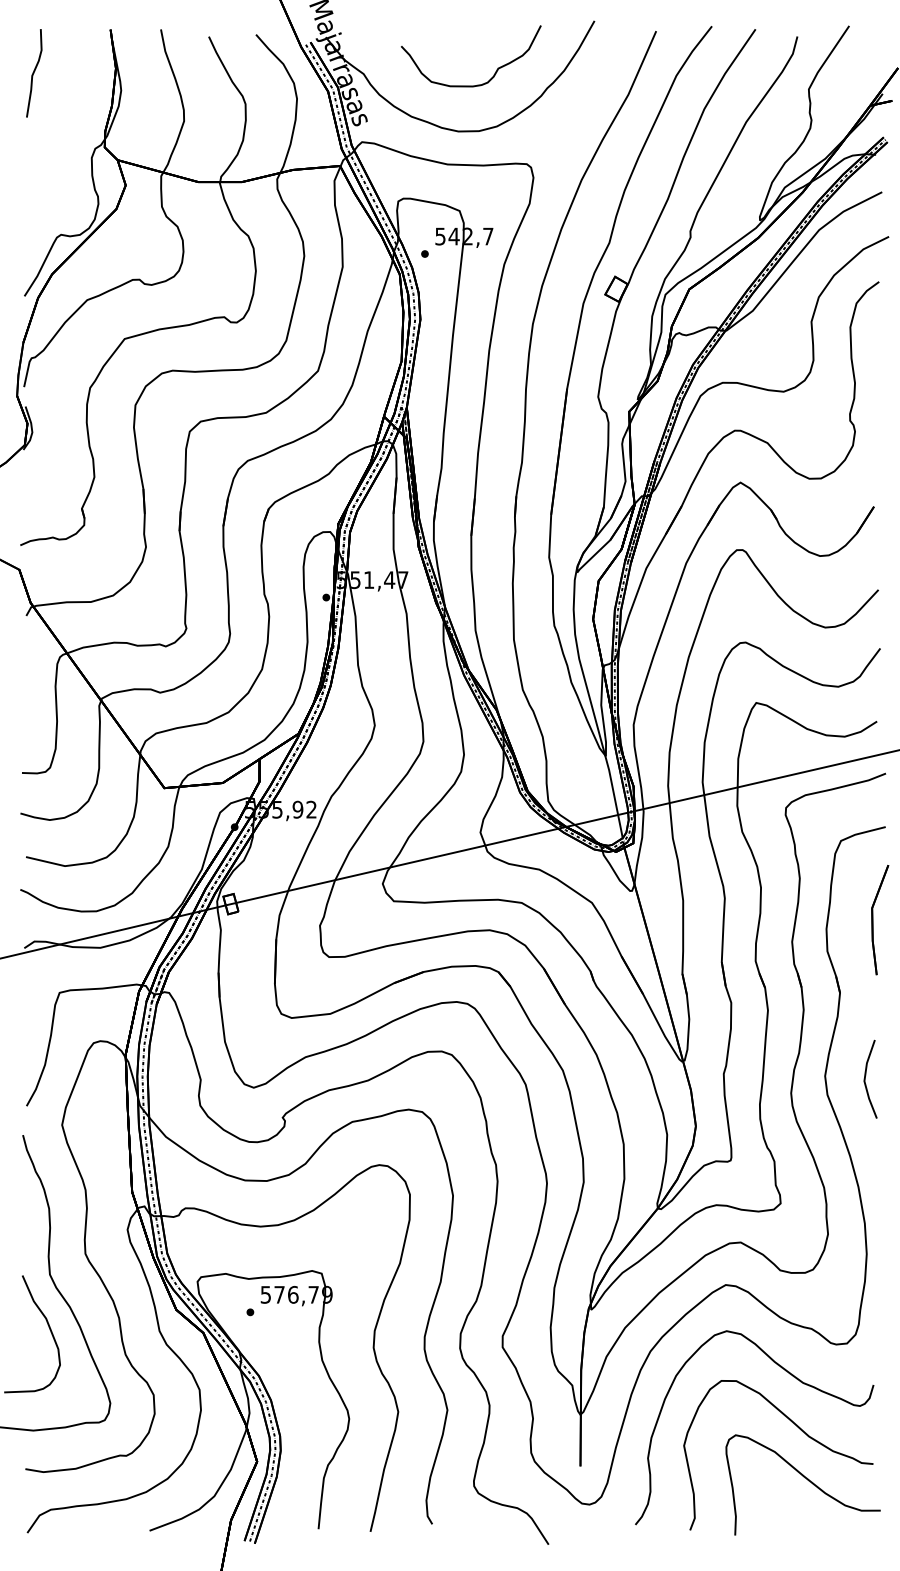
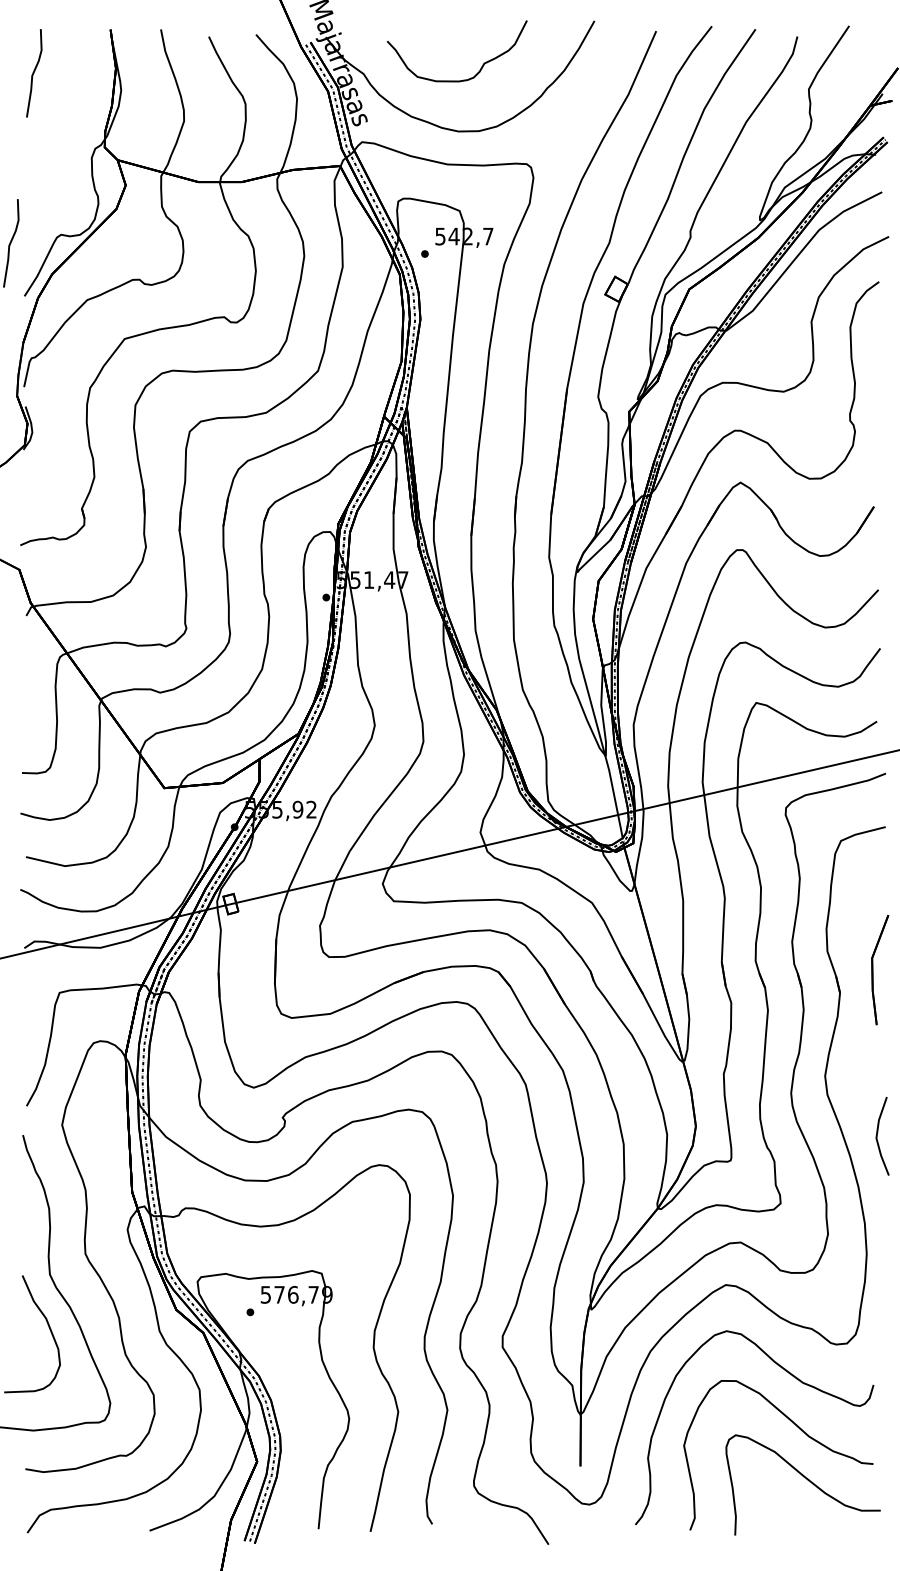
curve position: (496, 69) -> (482, 64) (482, 64)
curve: none -> present (11, 243)
part position: (873, 920) -> (873, 970) (873, 970)
line position: (866, 1075) -> (878, 1132) (878, 1132)
